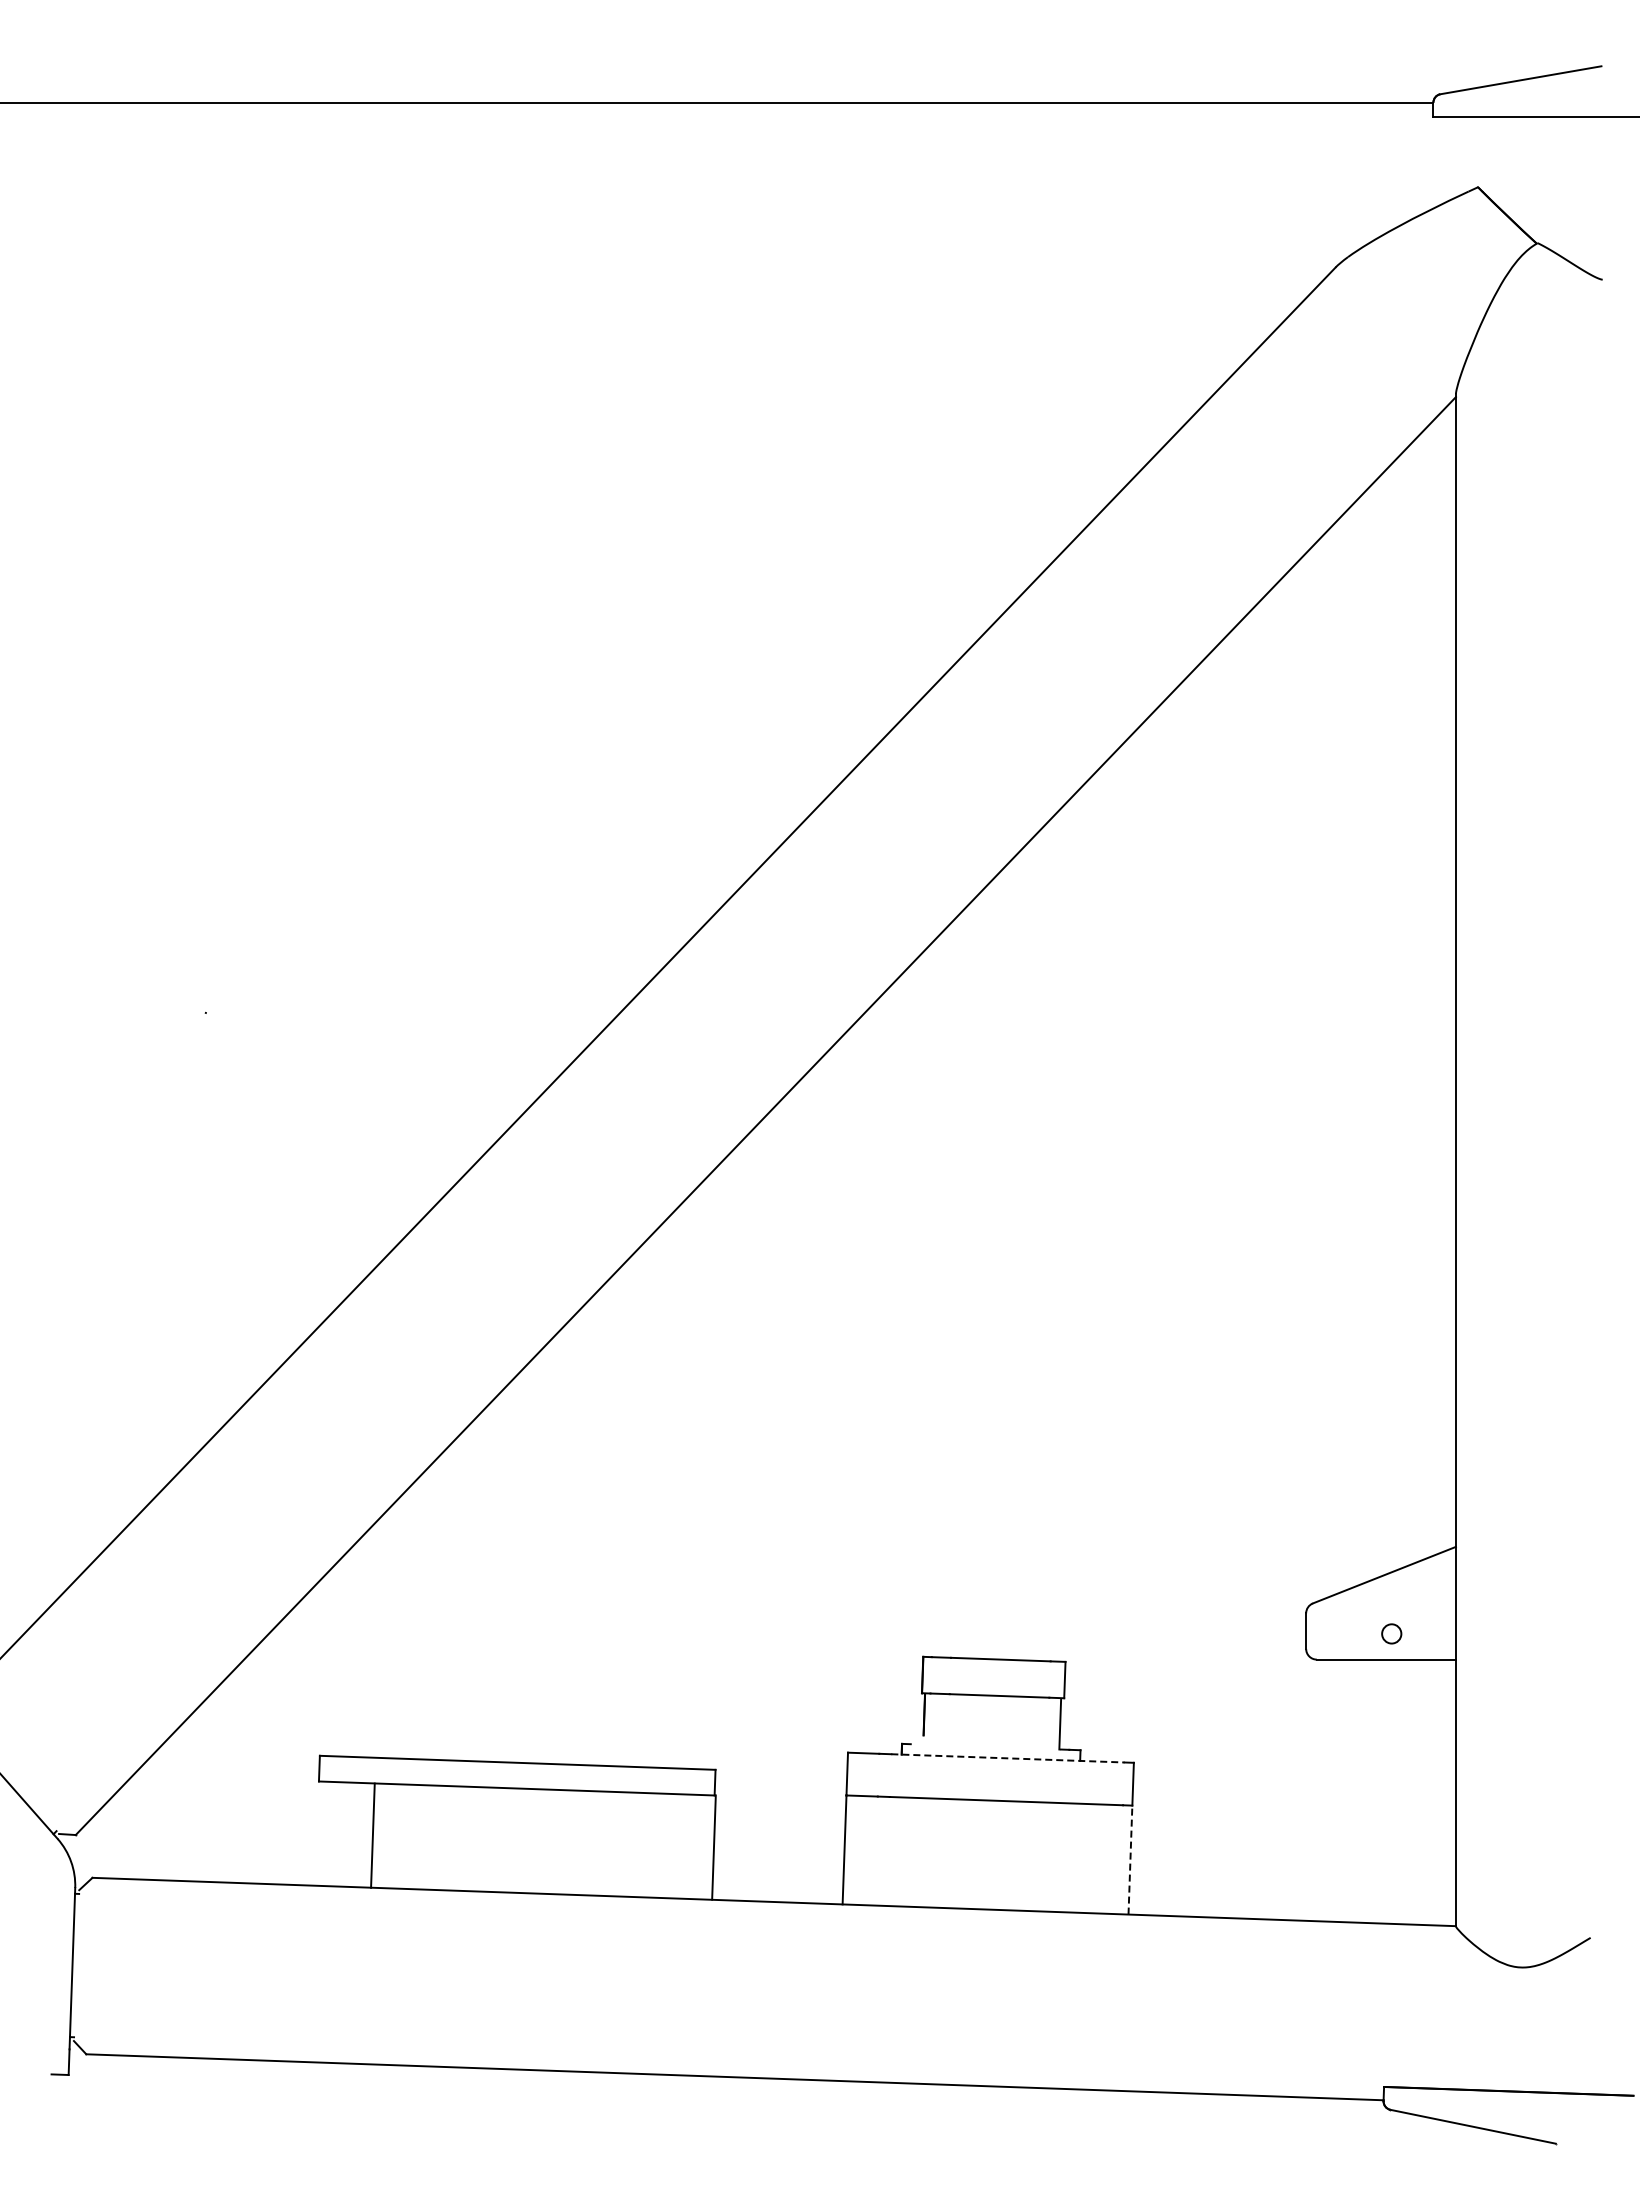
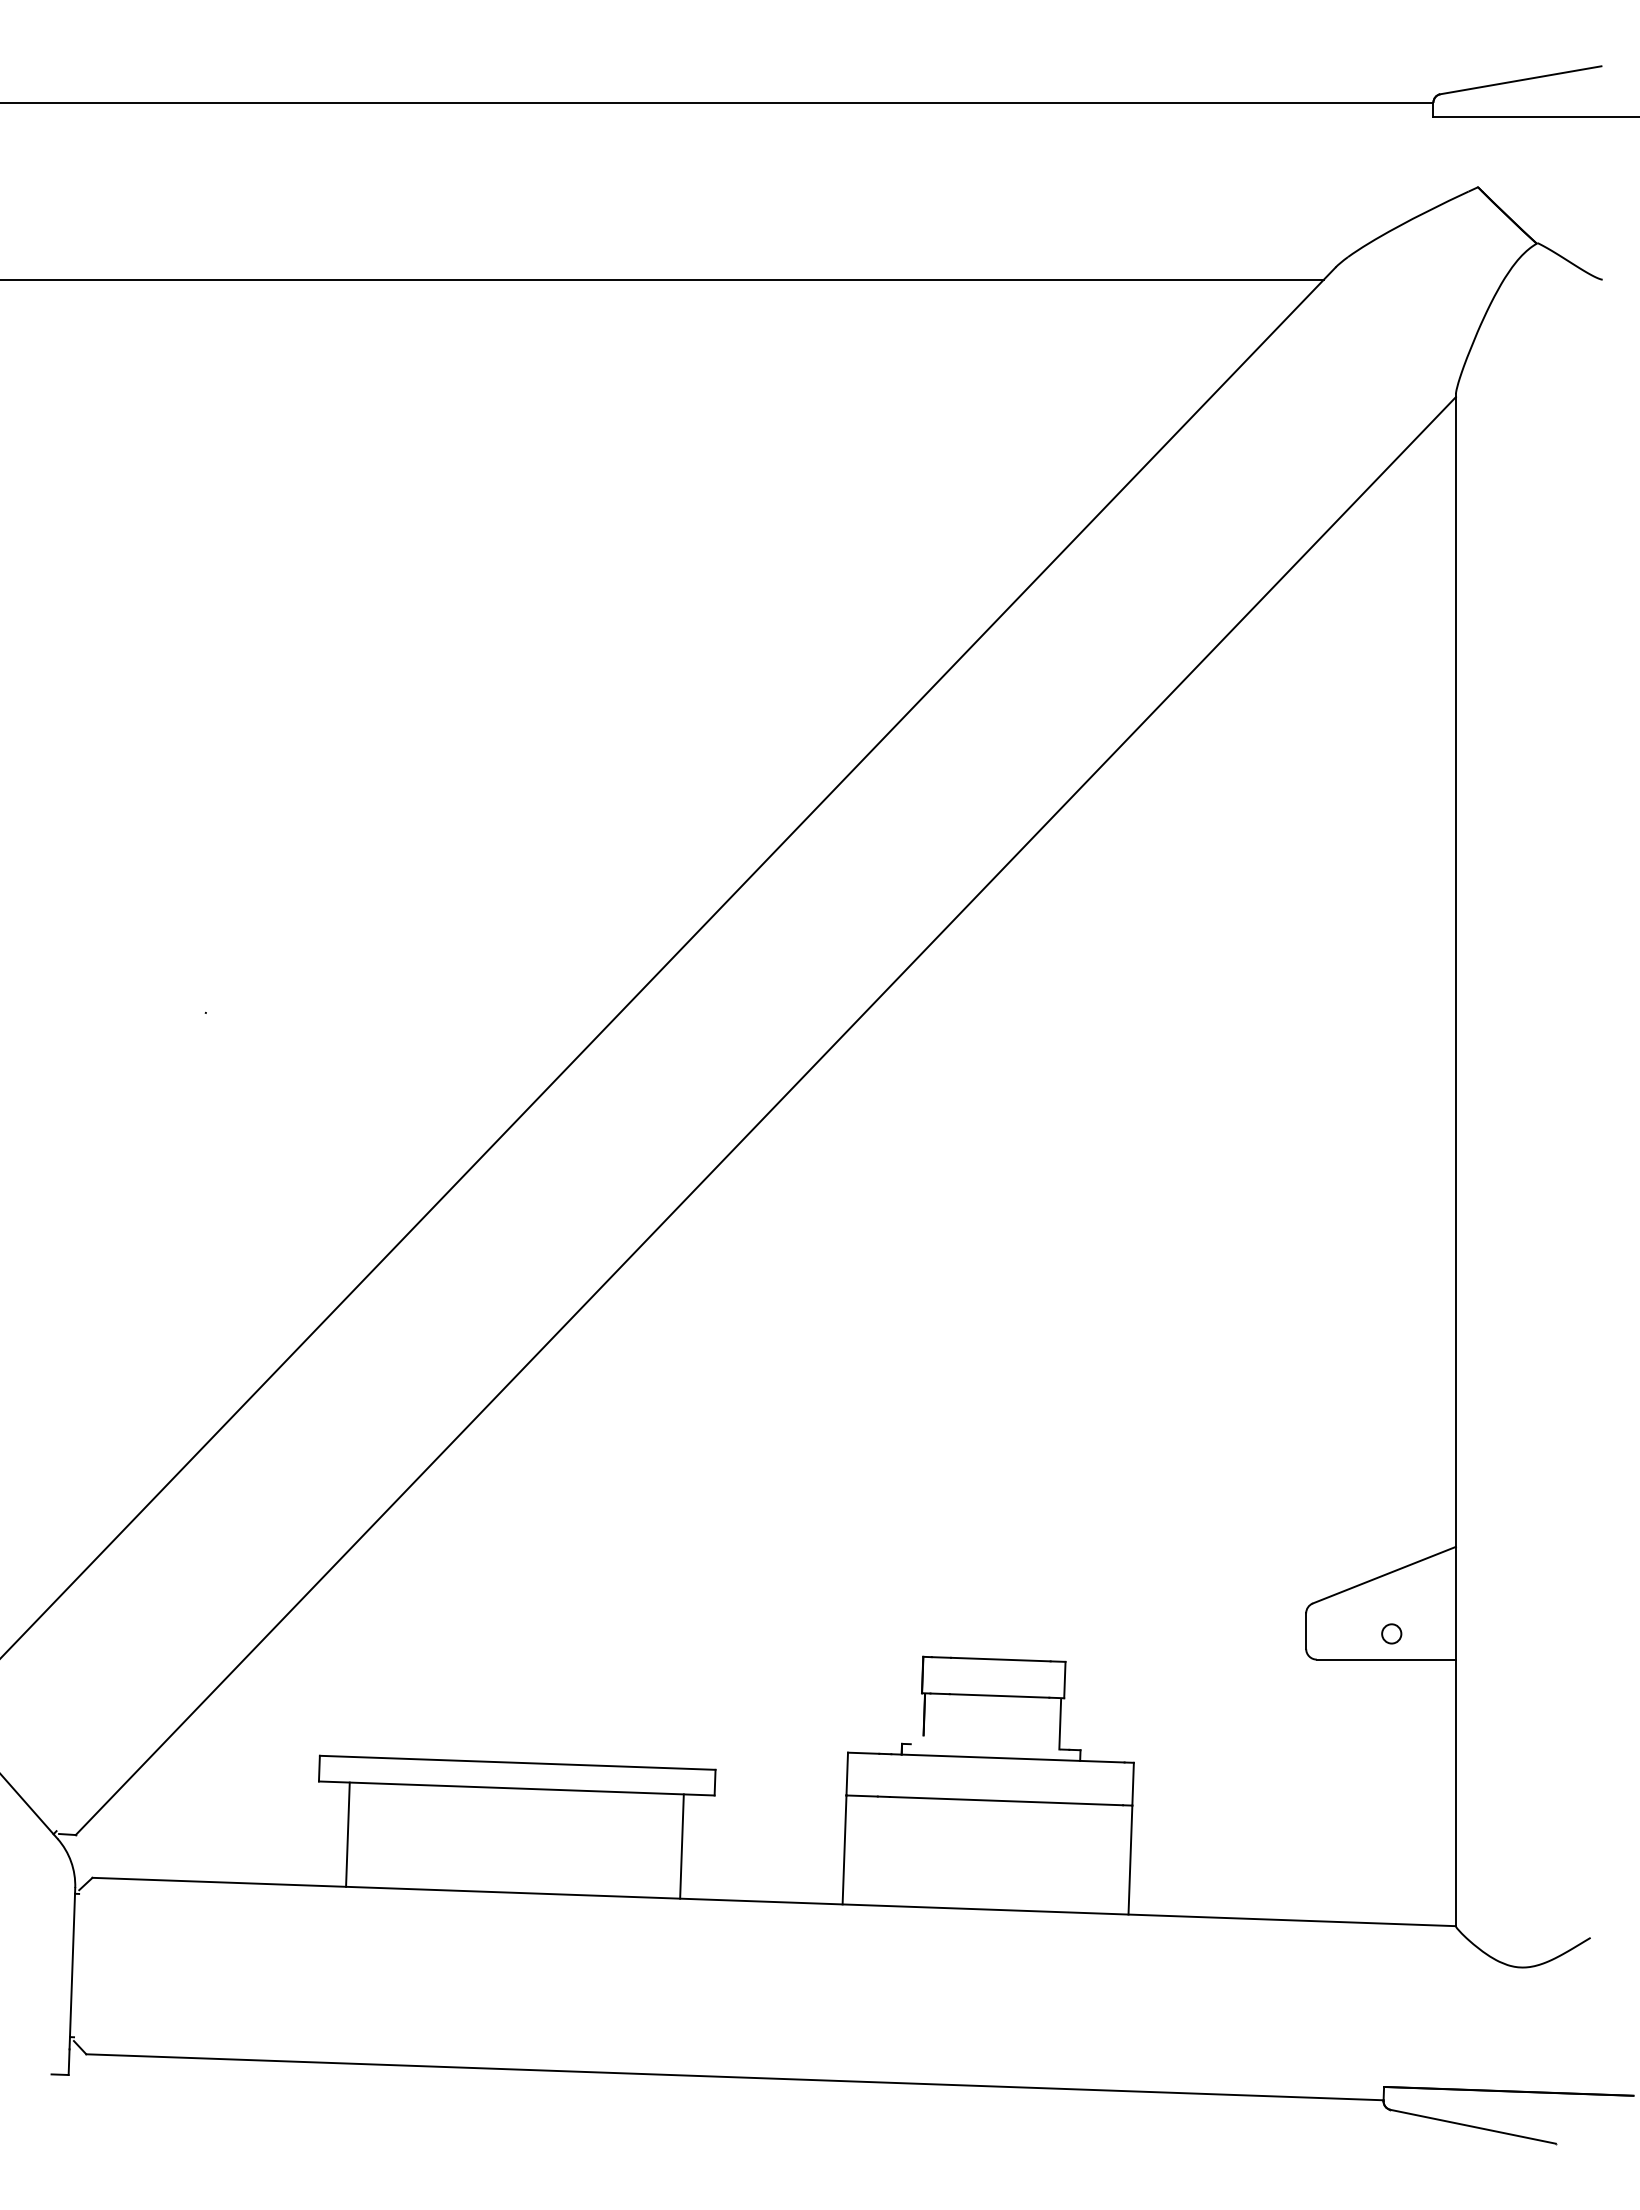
line: none -> present (662, 279)
line: dashed -> solid (1007, 1758)
line position: (372, 1835) -> (347, 1834) (347, 1834)
line position: (713, 1847) -> (681, 1846) (681, 1846)
line: dashed -> solid (1130, 1860)
